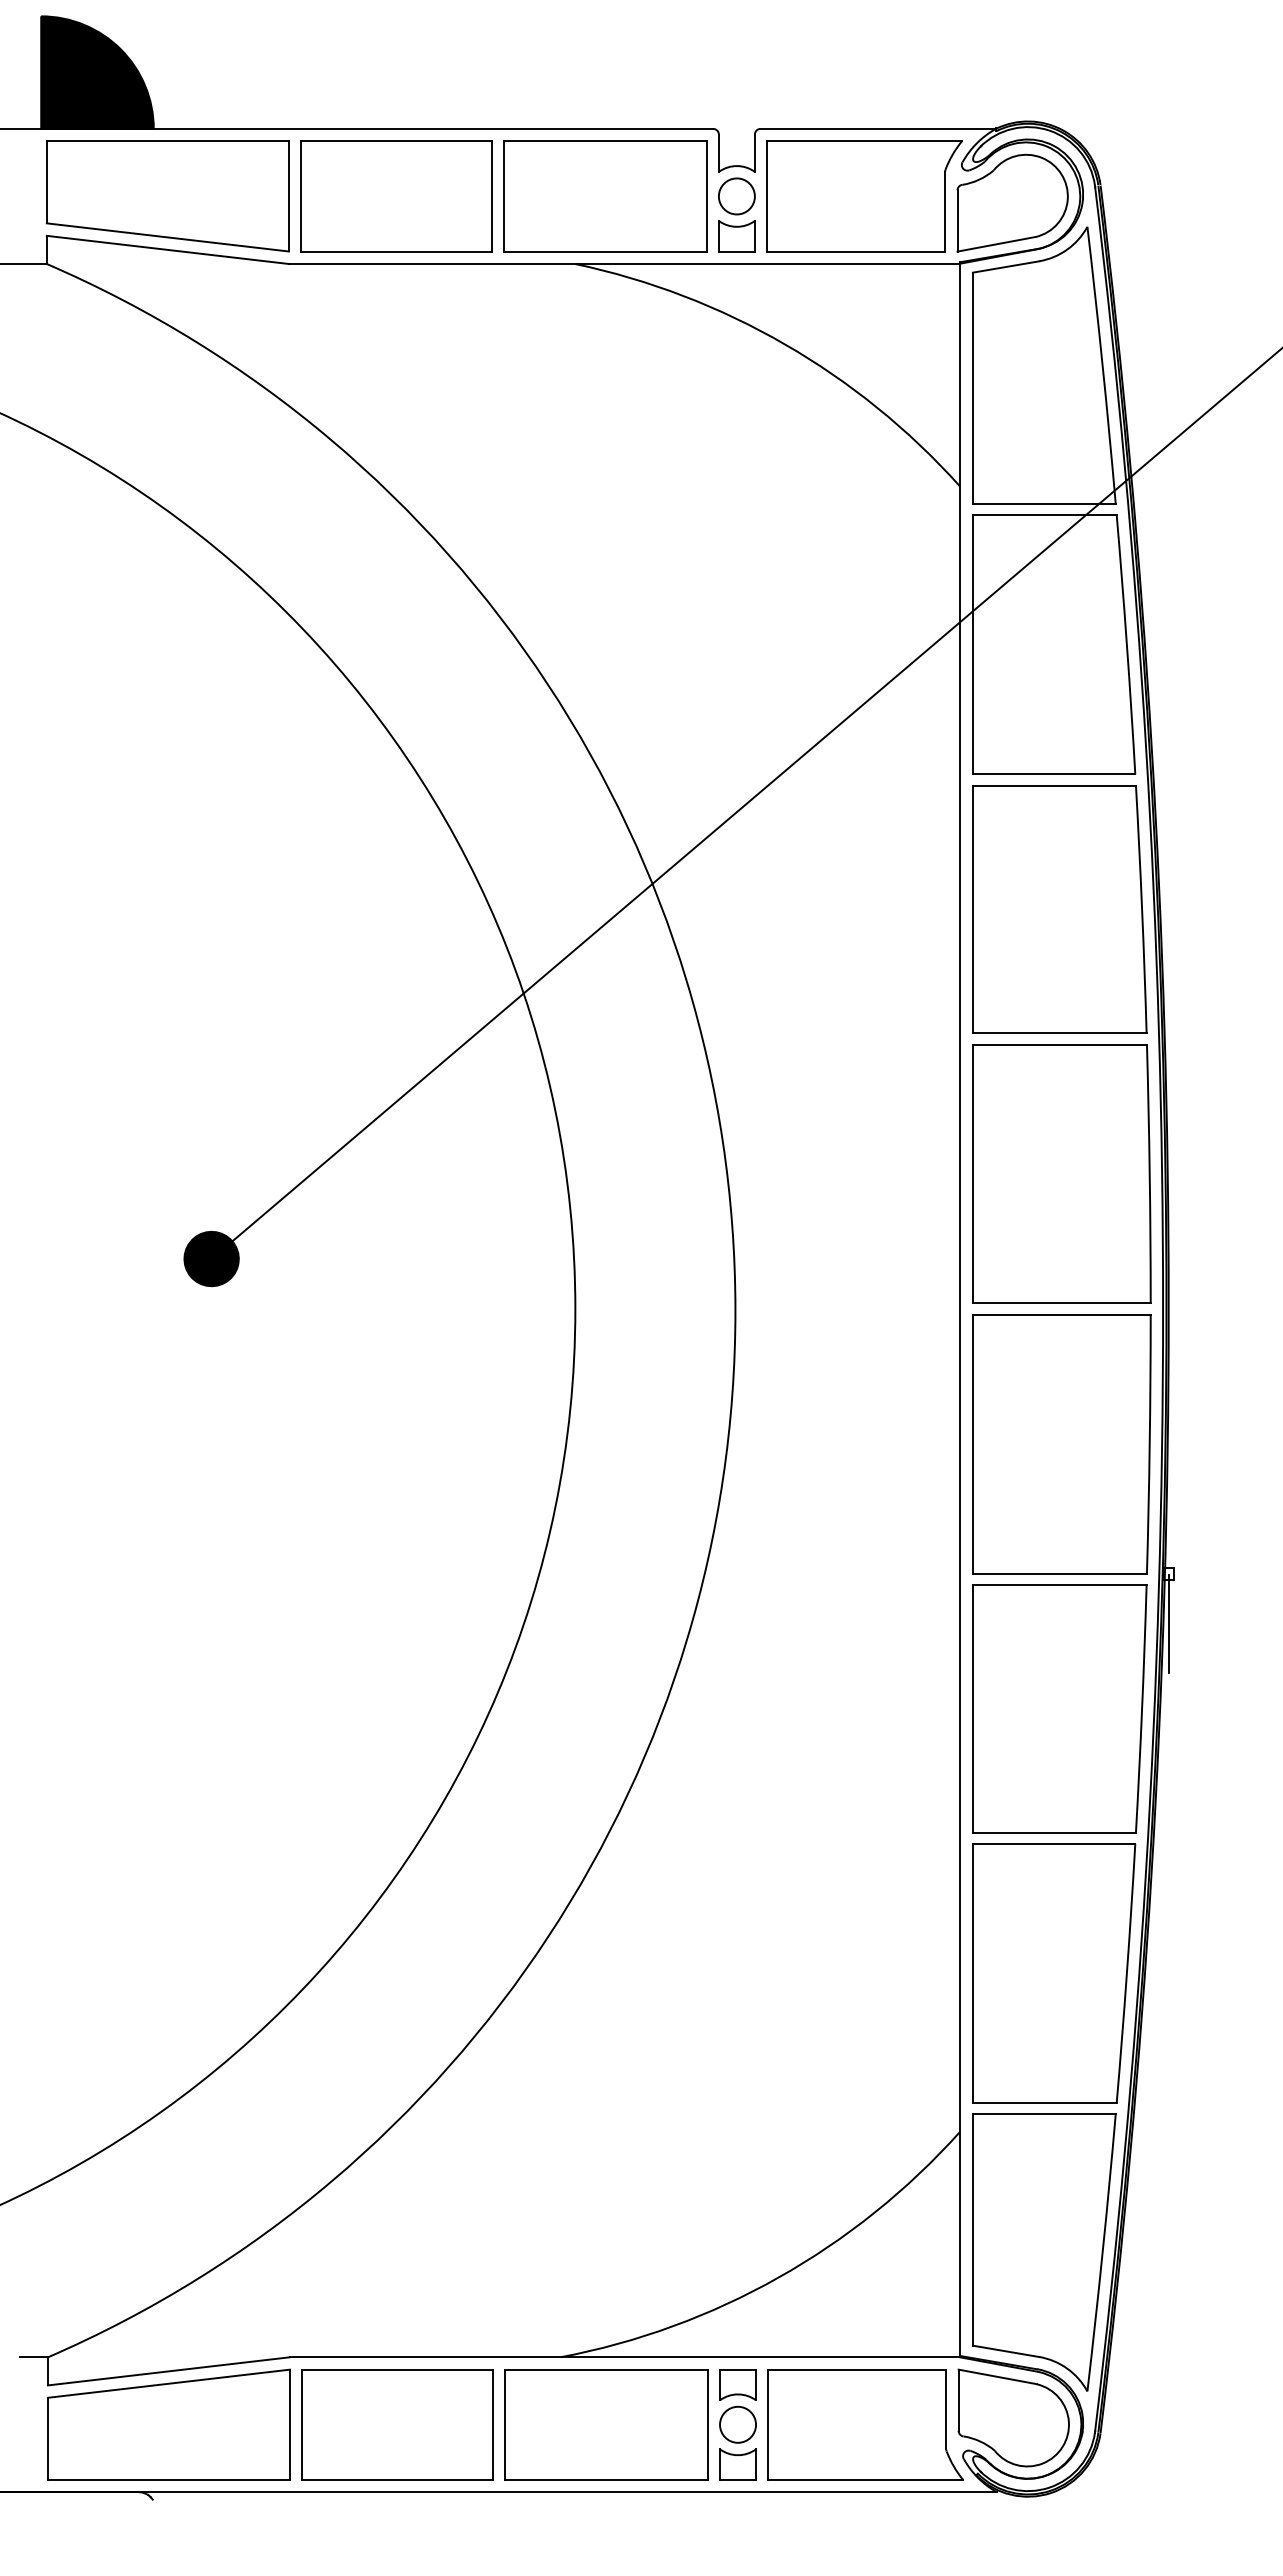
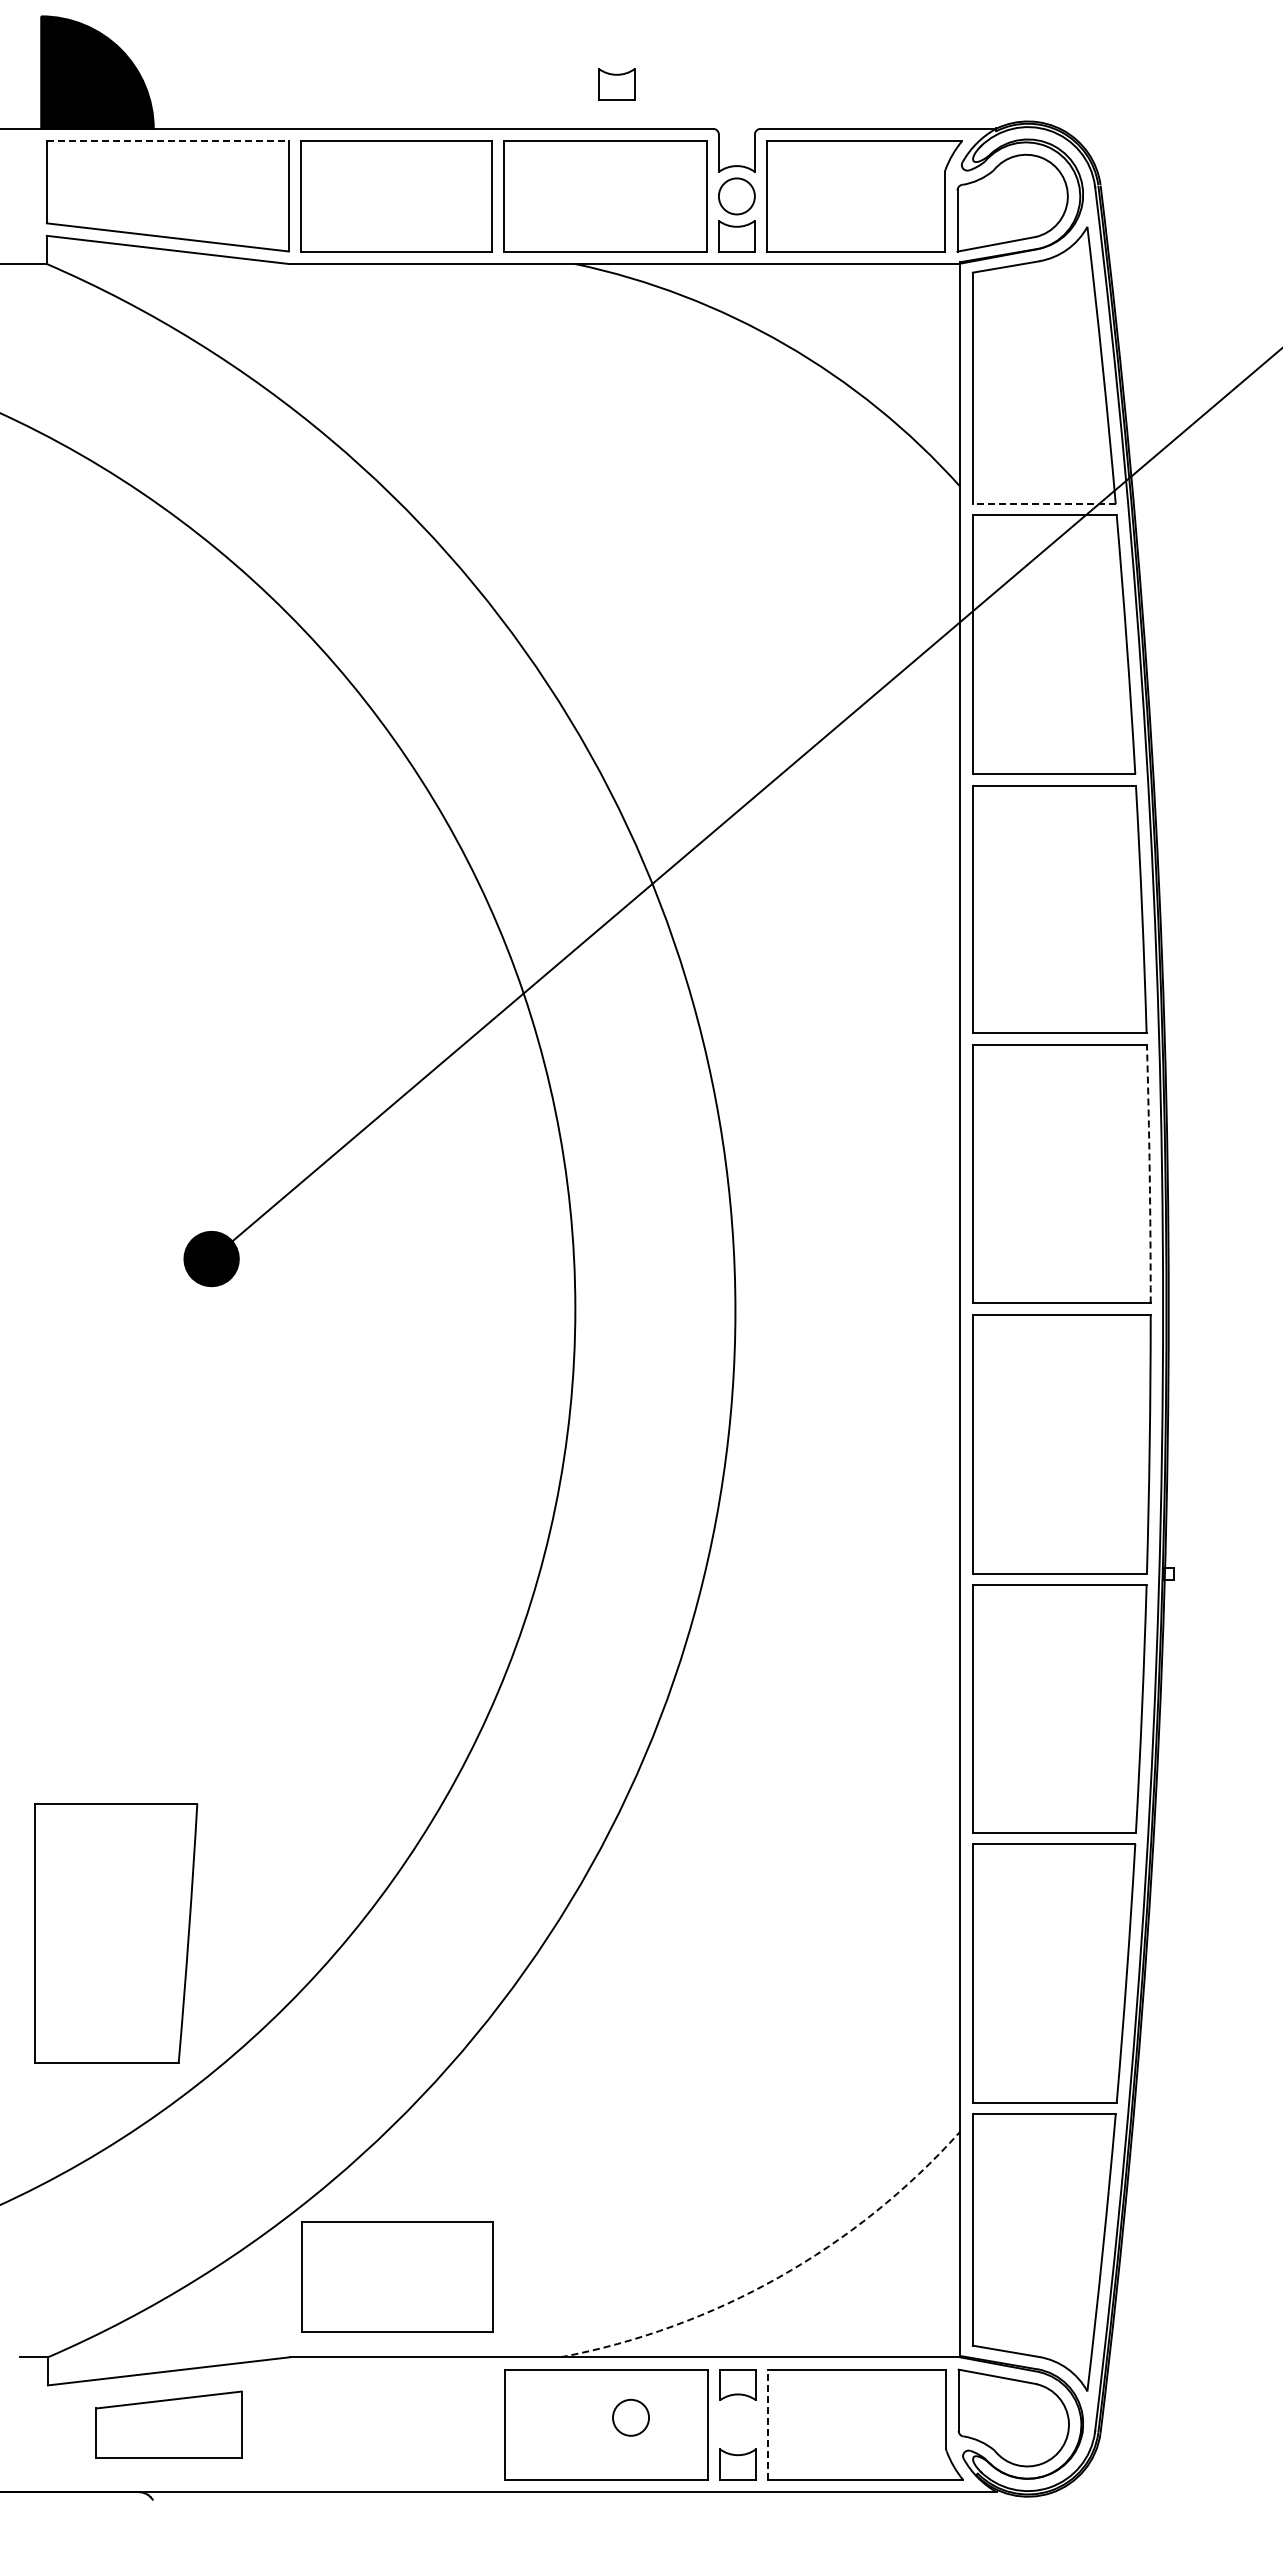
part: none -> present (616, 84)
line: solid -> dashed (168, 141)
line: solid -> dashed (1043, 504)
arc: solid -> dashed (1149, 1174)
line: present -> none (1168, 1623)
part: none -> present (116, 1933)
arc: solid -> dashed (778, 2277)
part size: 244x113 px -> 148x69 px (168, 2424)
part position: (397, 2424) -> (397, 2276) (397, 2276)
circle position: (737, 2424) -> (630, 2417) (630, 2417)
line: solid -> dashed (768, 2424)
